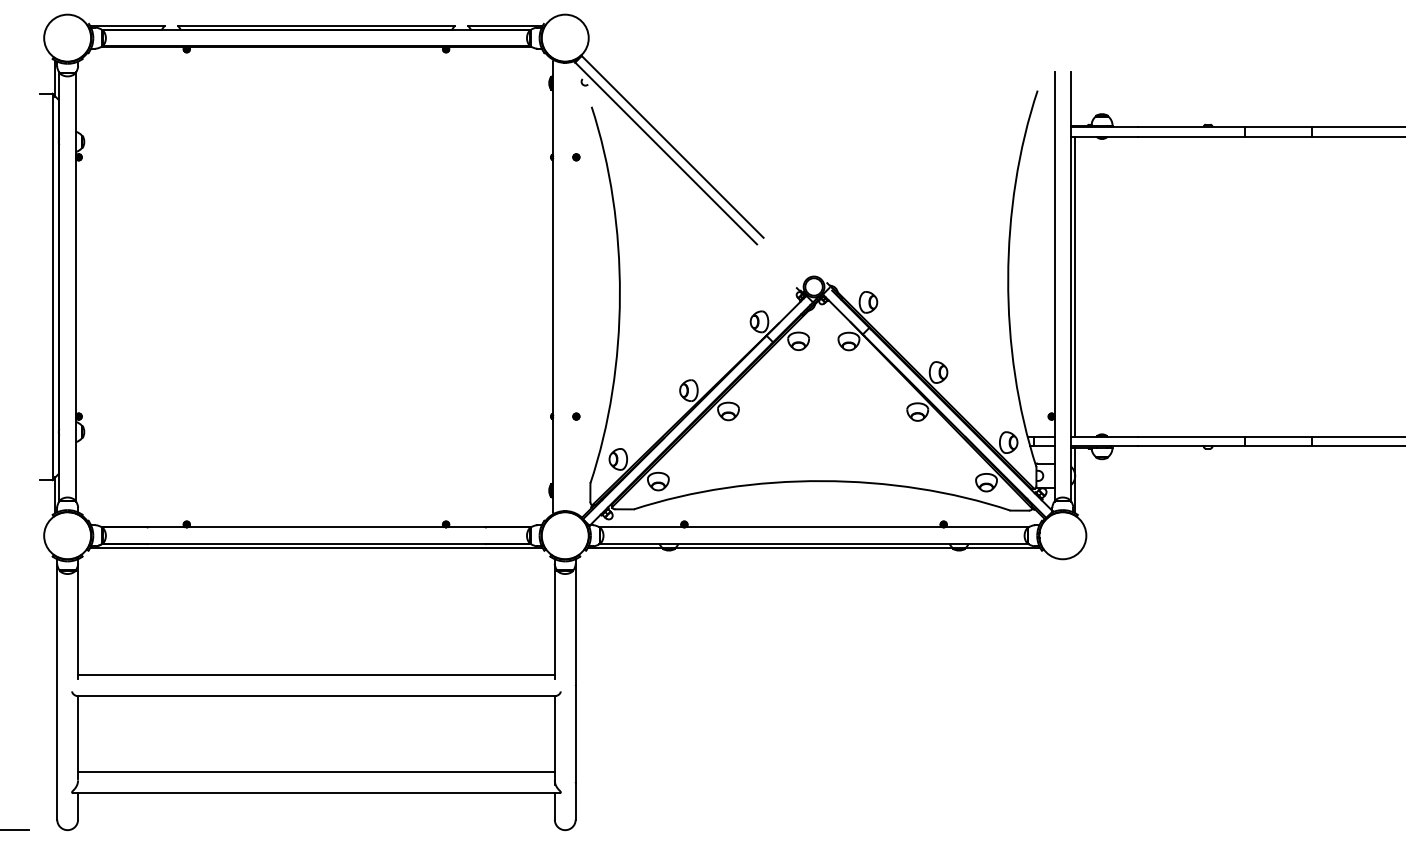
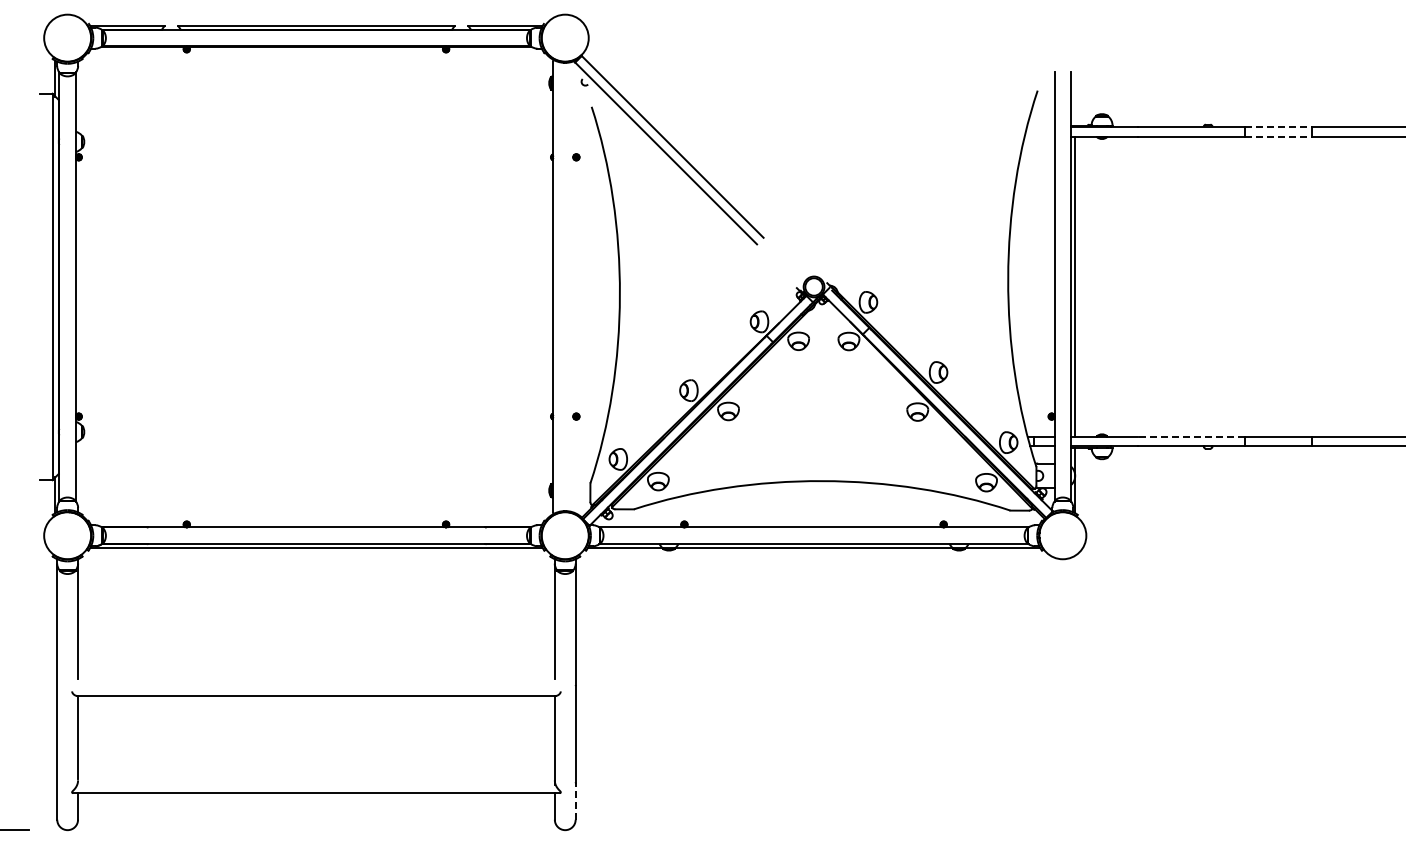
line: solid -> dashed (1278, 127)
line: solid -> dashed (1278, 136)
line: solid -> dashed (1190, 436)
line: present -> none (316, 675)
line: present -> none (316, 772)
line: solid -> dashed (575, 800)
